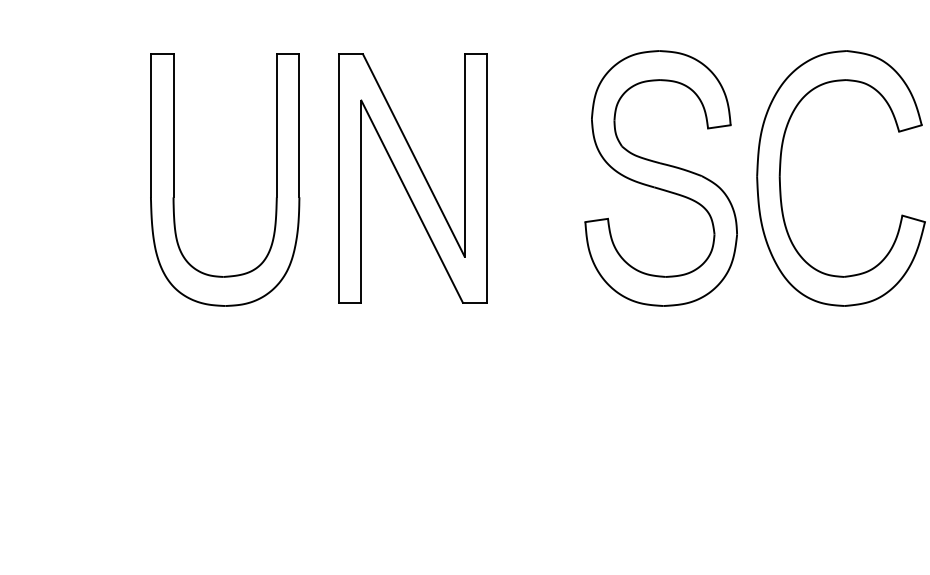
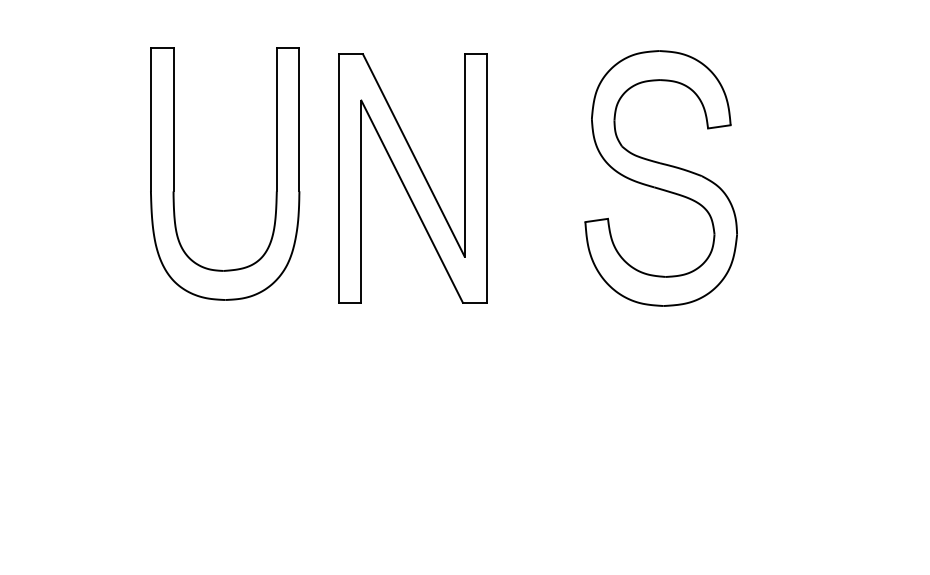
part position: (174, 179) -> (174, 173) (174, 173)
part: present -> none (781, 188)
